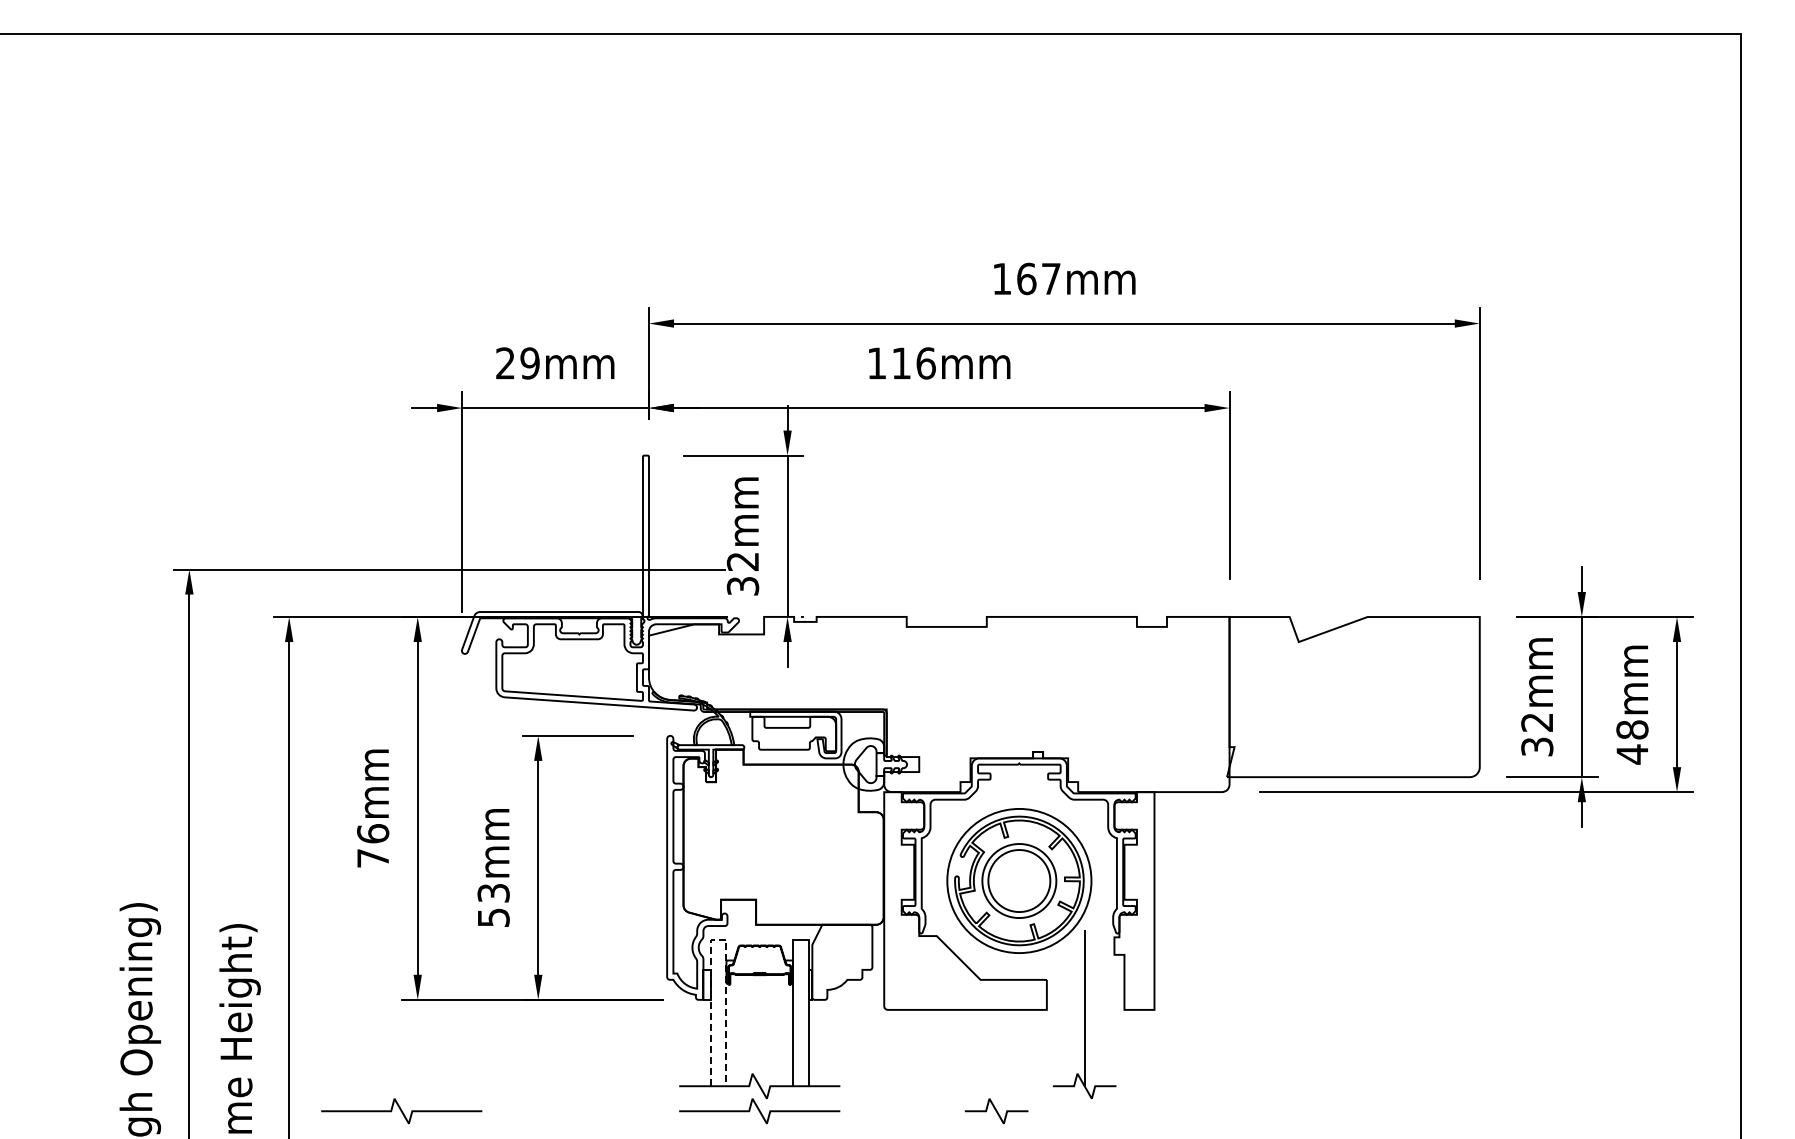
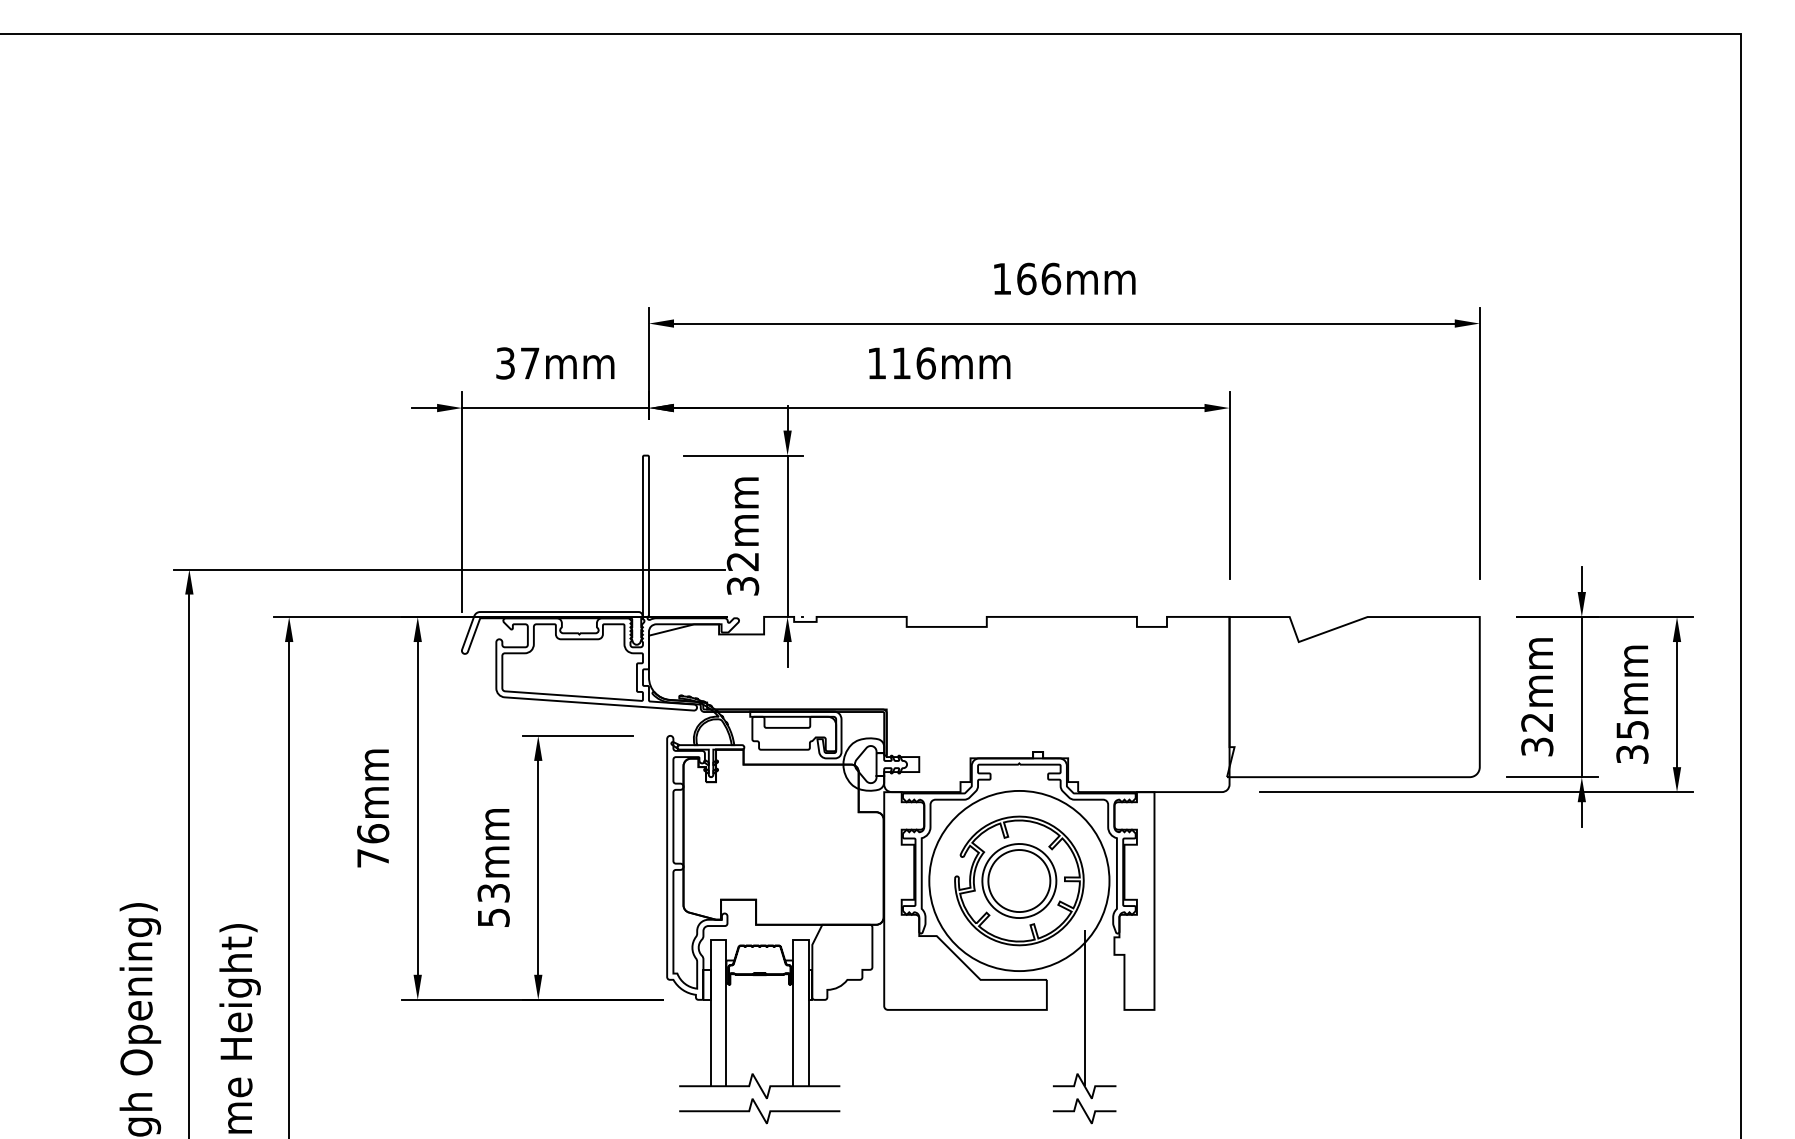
text: 167mm -> 166mm (1051, 278)
text: 29mm -> 37mm (517, 363)
text: 48mm -> 35mm (1632, 742)
circle diameter: 144 px -> 180 px (1019, 880)
line: dashed -> solid (718, 939)
curve: present -> none (401, 1111)
curve position: (996, 1111) -> (1084, 1111) (1084, 1111)
